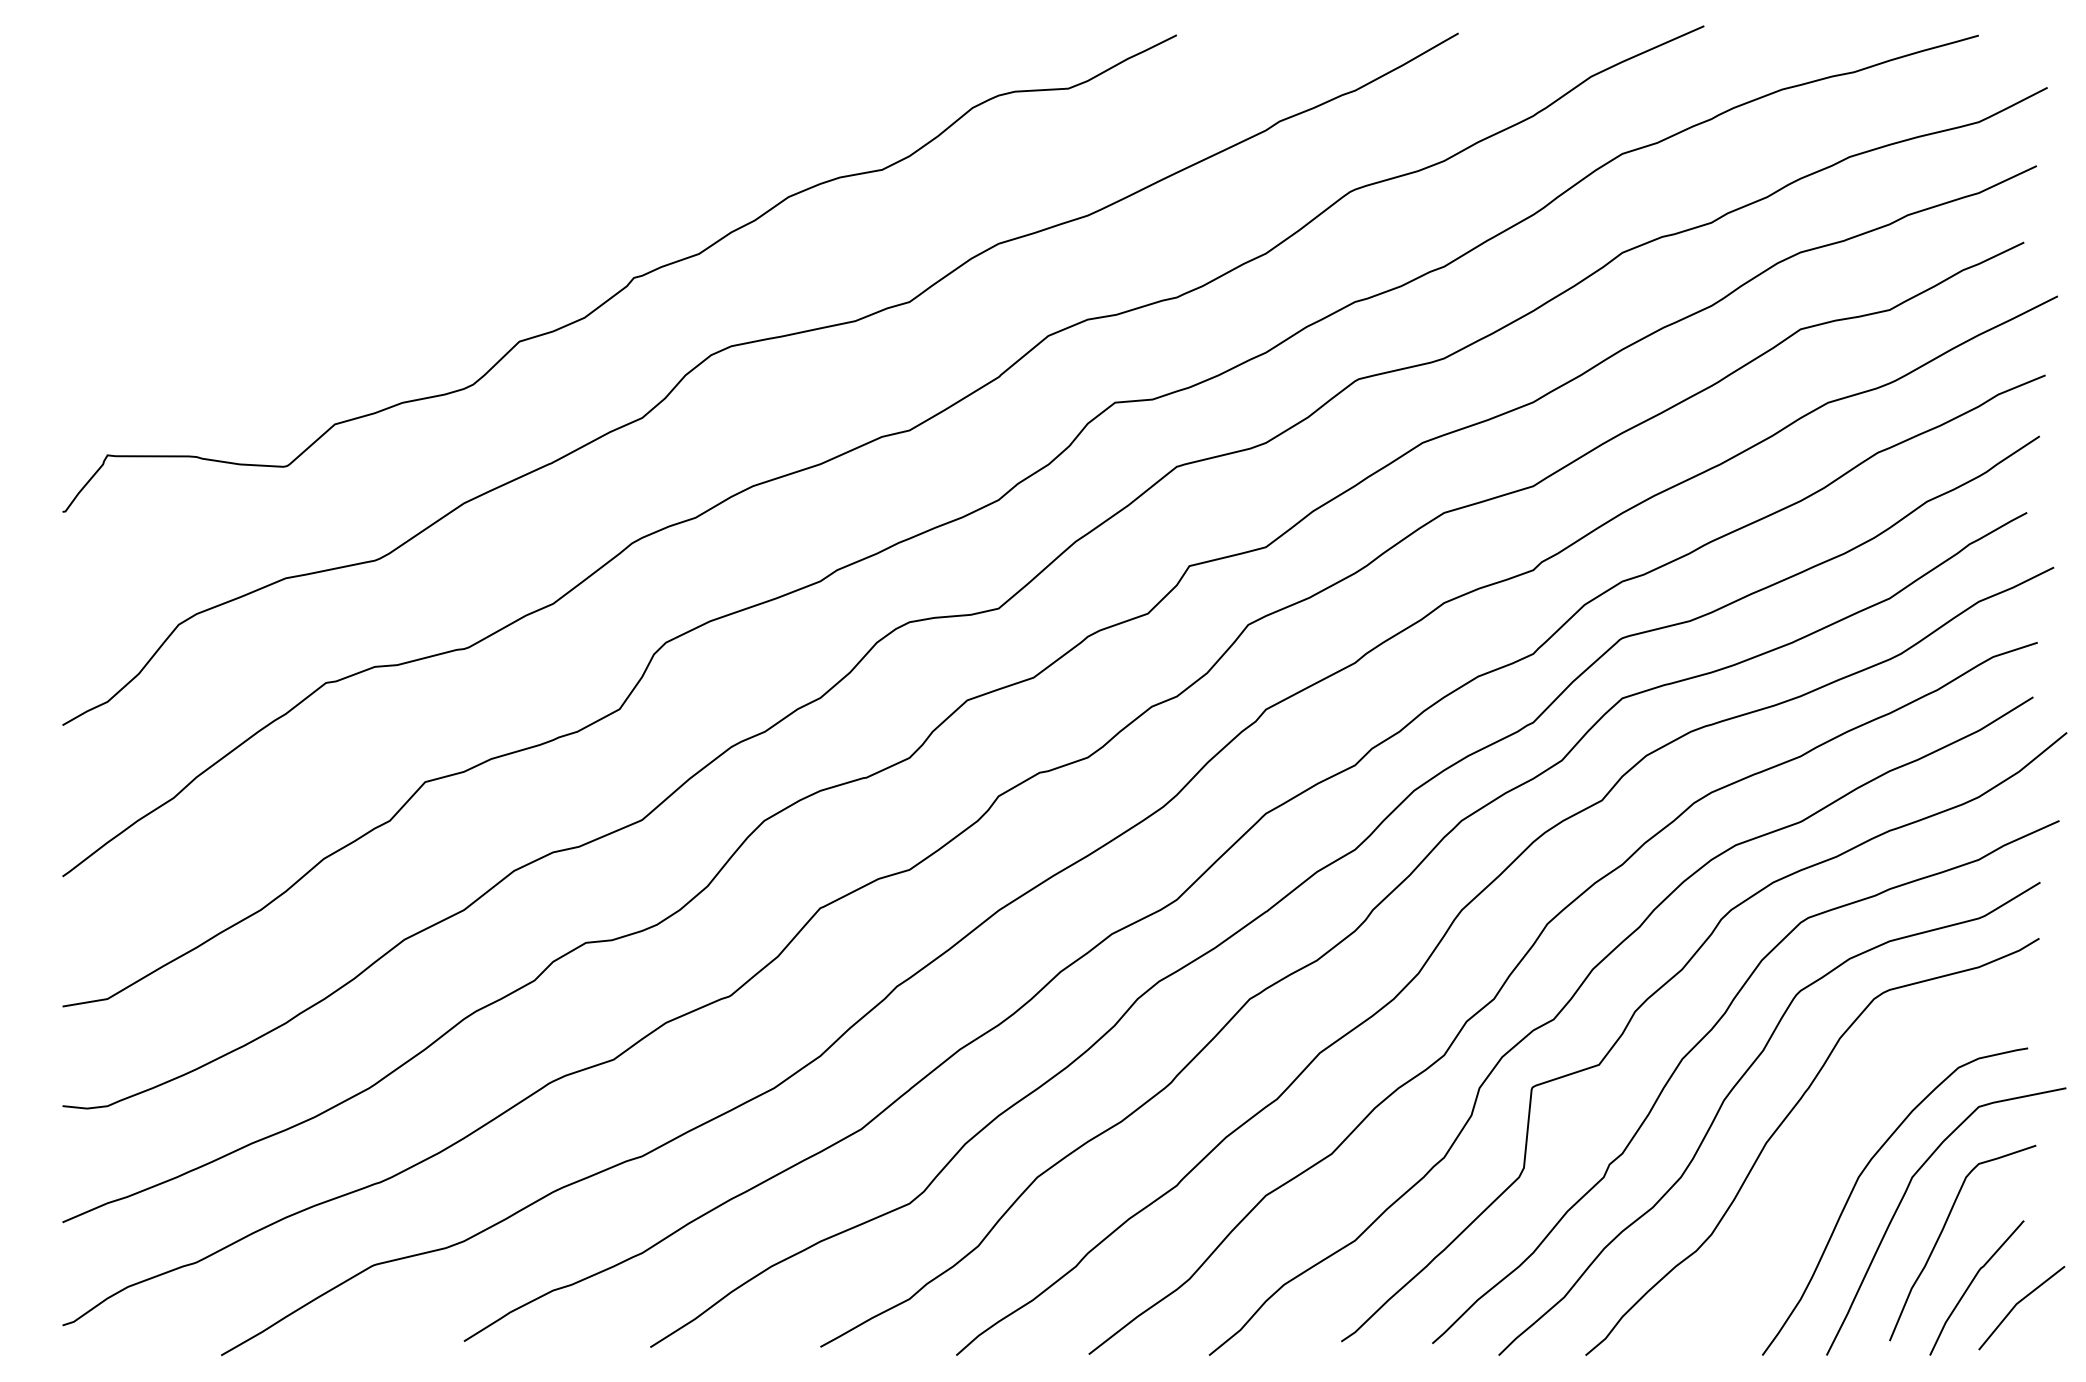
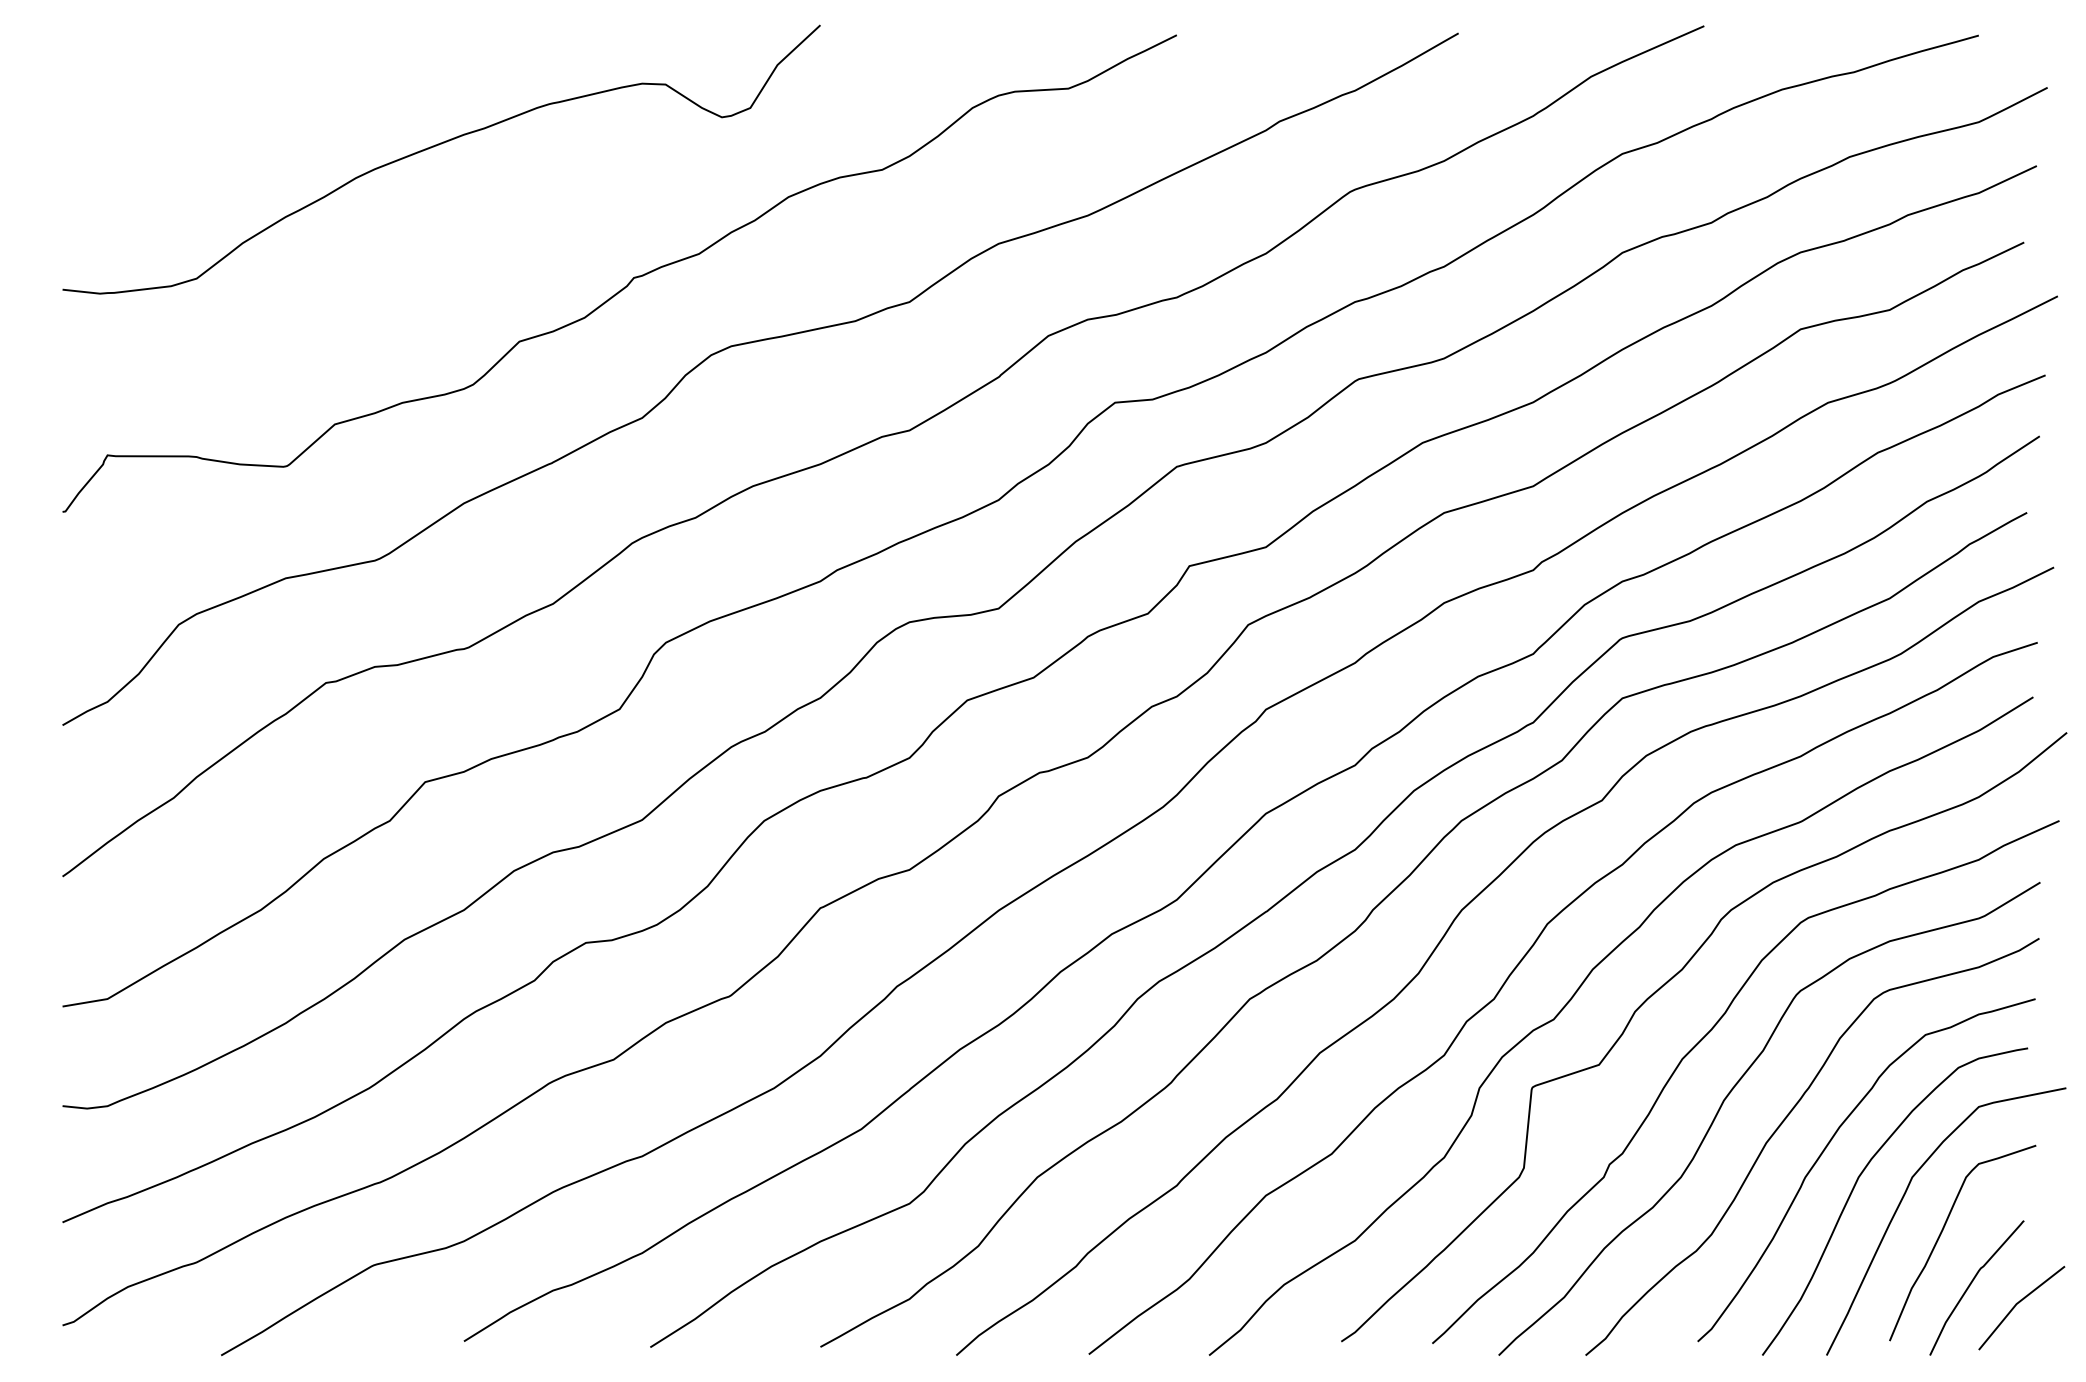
curve: none -> present (436, 146)
curve: none -> present (1828, 1145)
